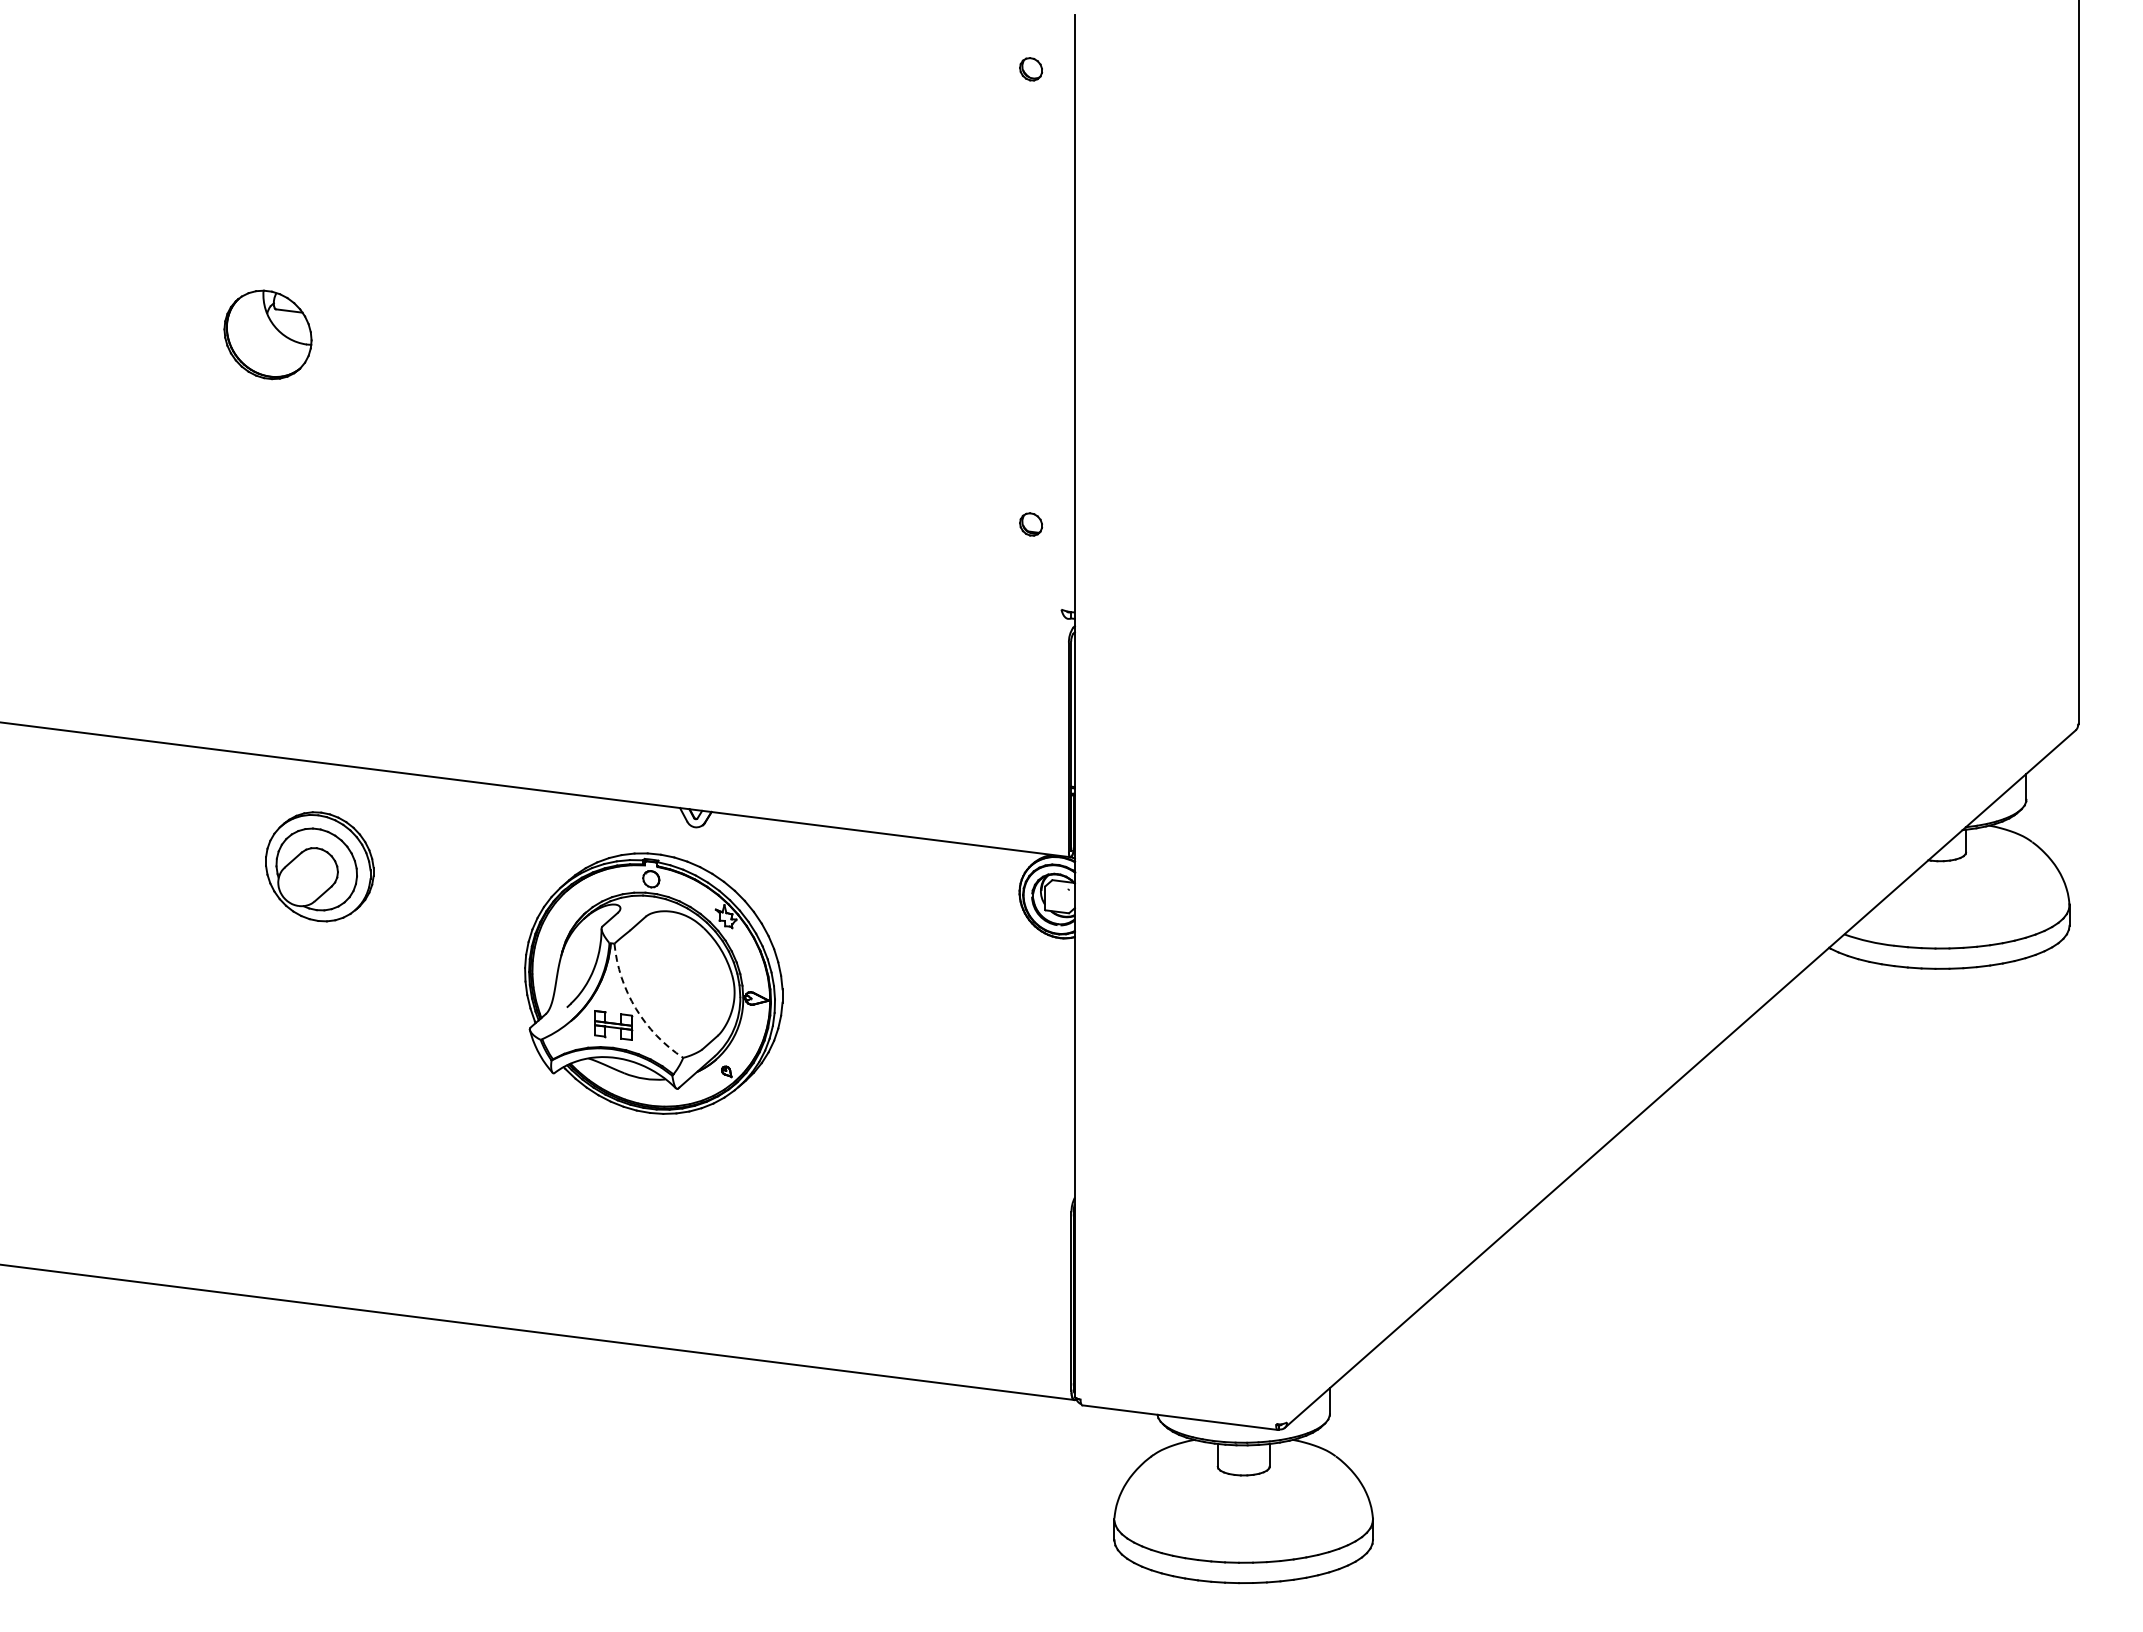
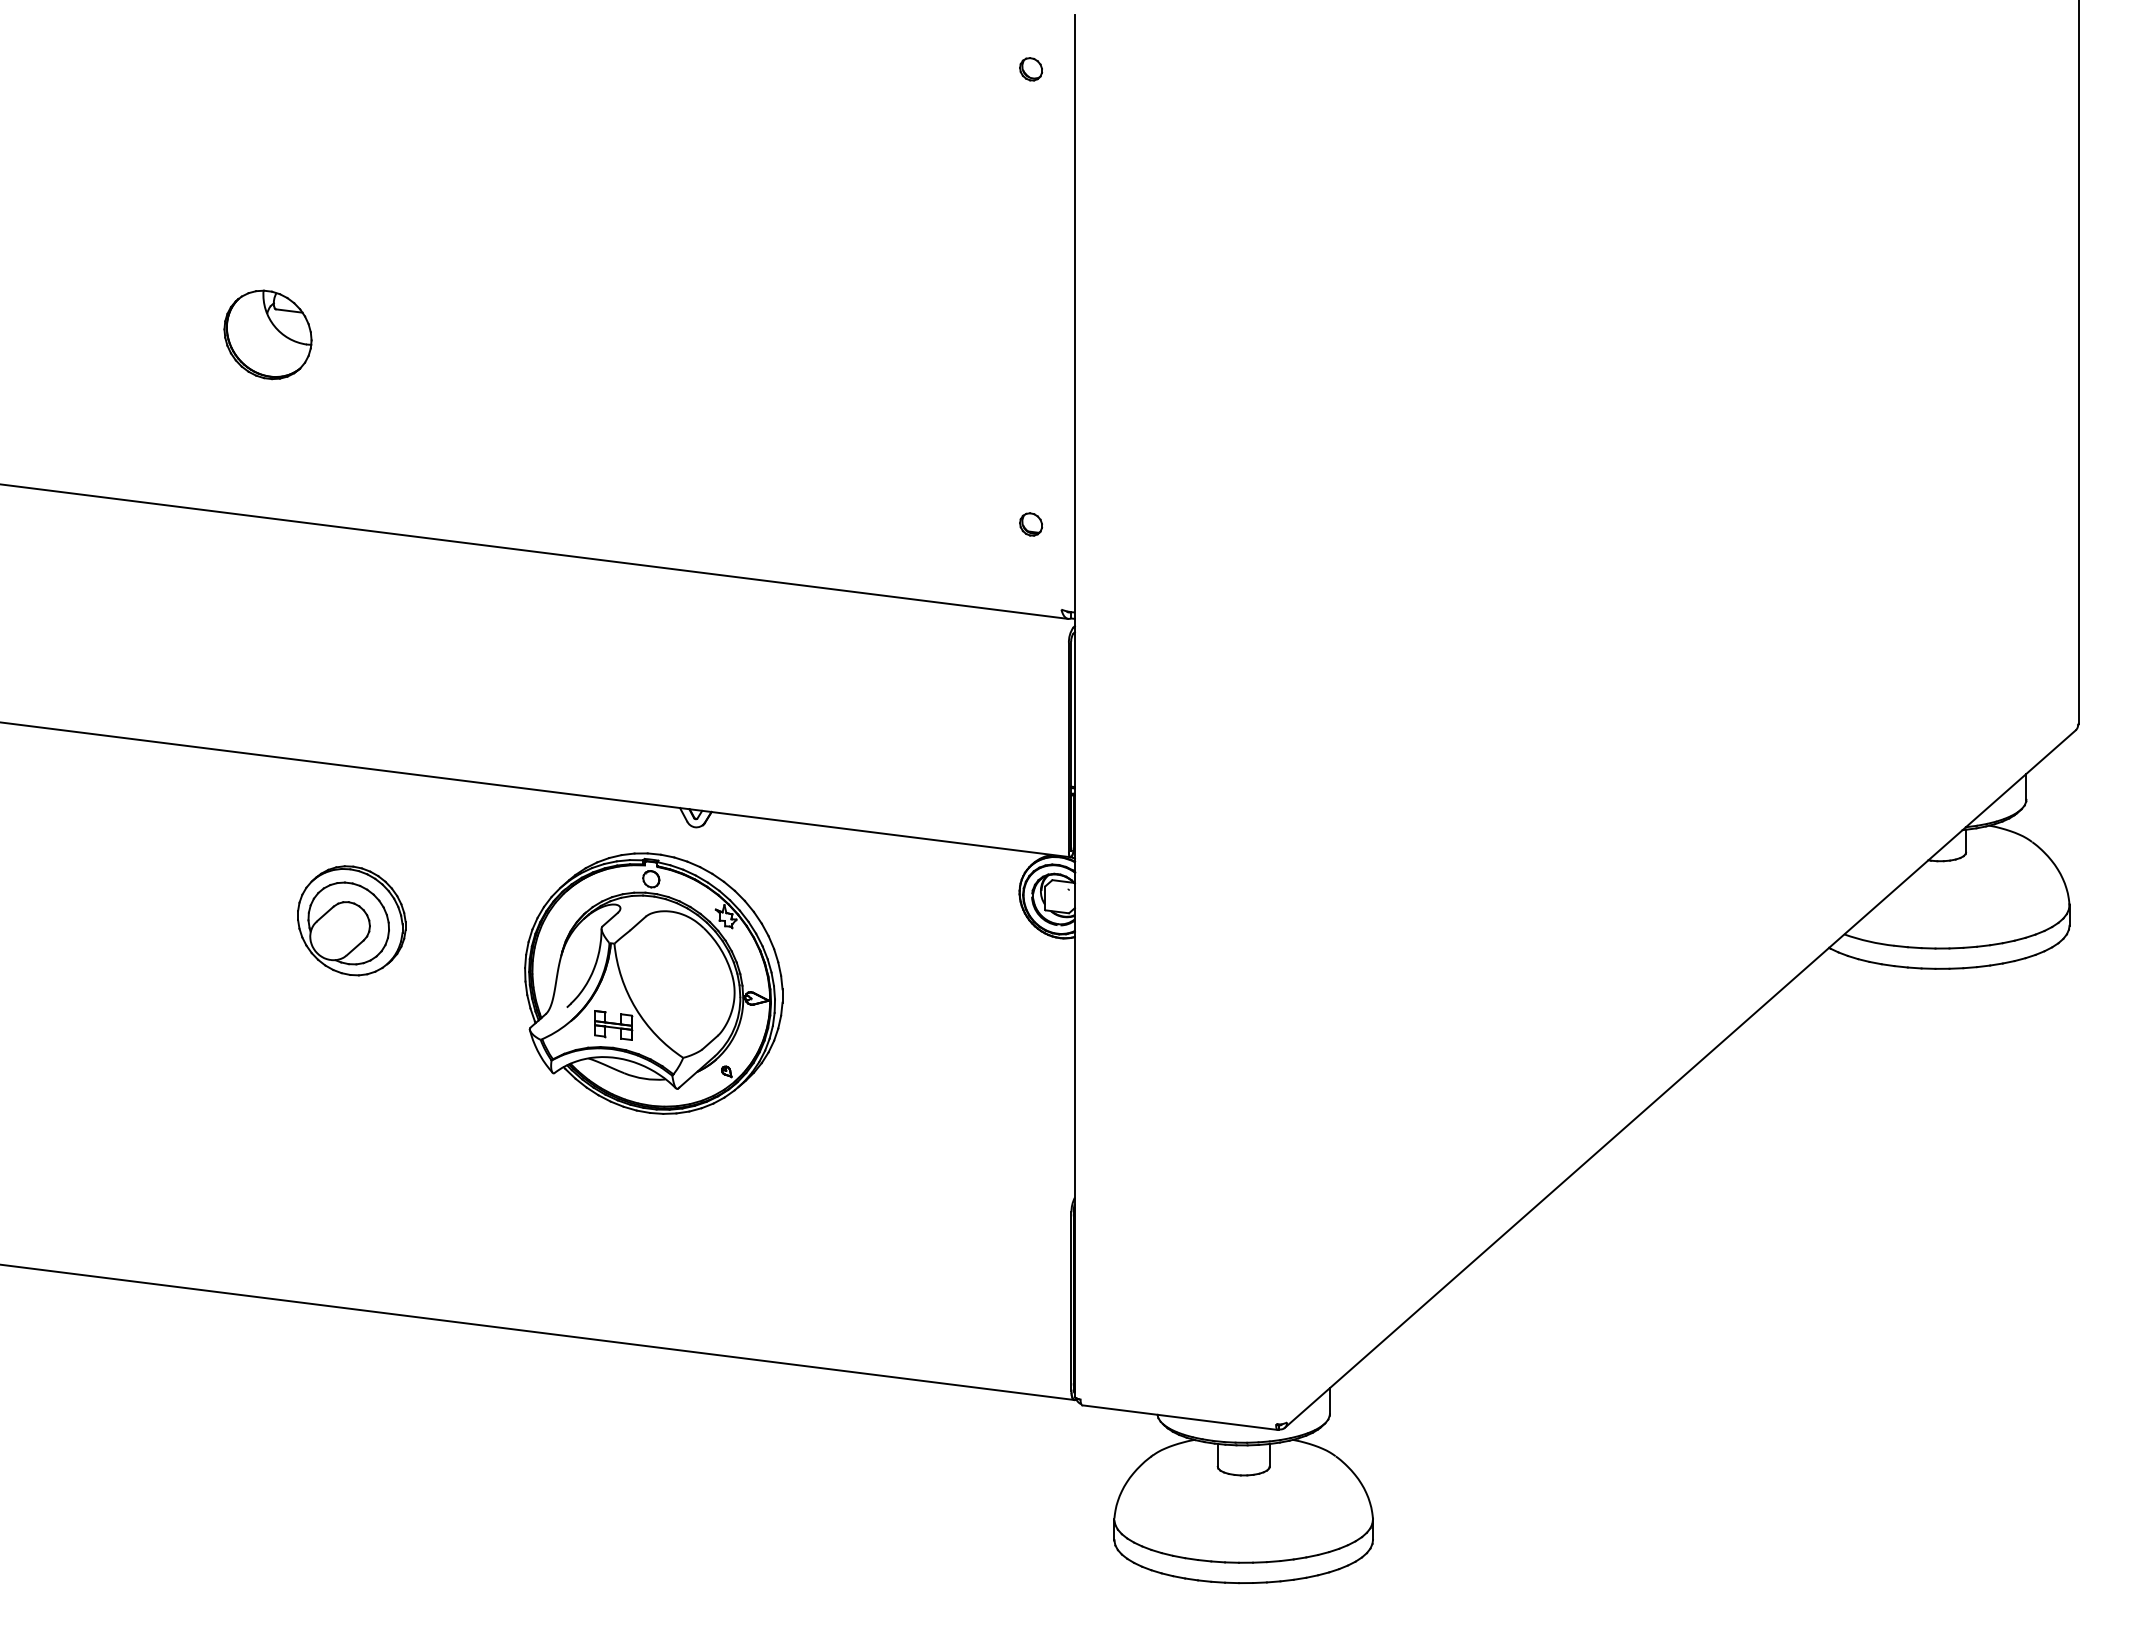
line: none -> present (535, 551)
part position: (319, 866) -> (351, 920) (351, 920)
arc: dashed -> solid (635, 1008)
